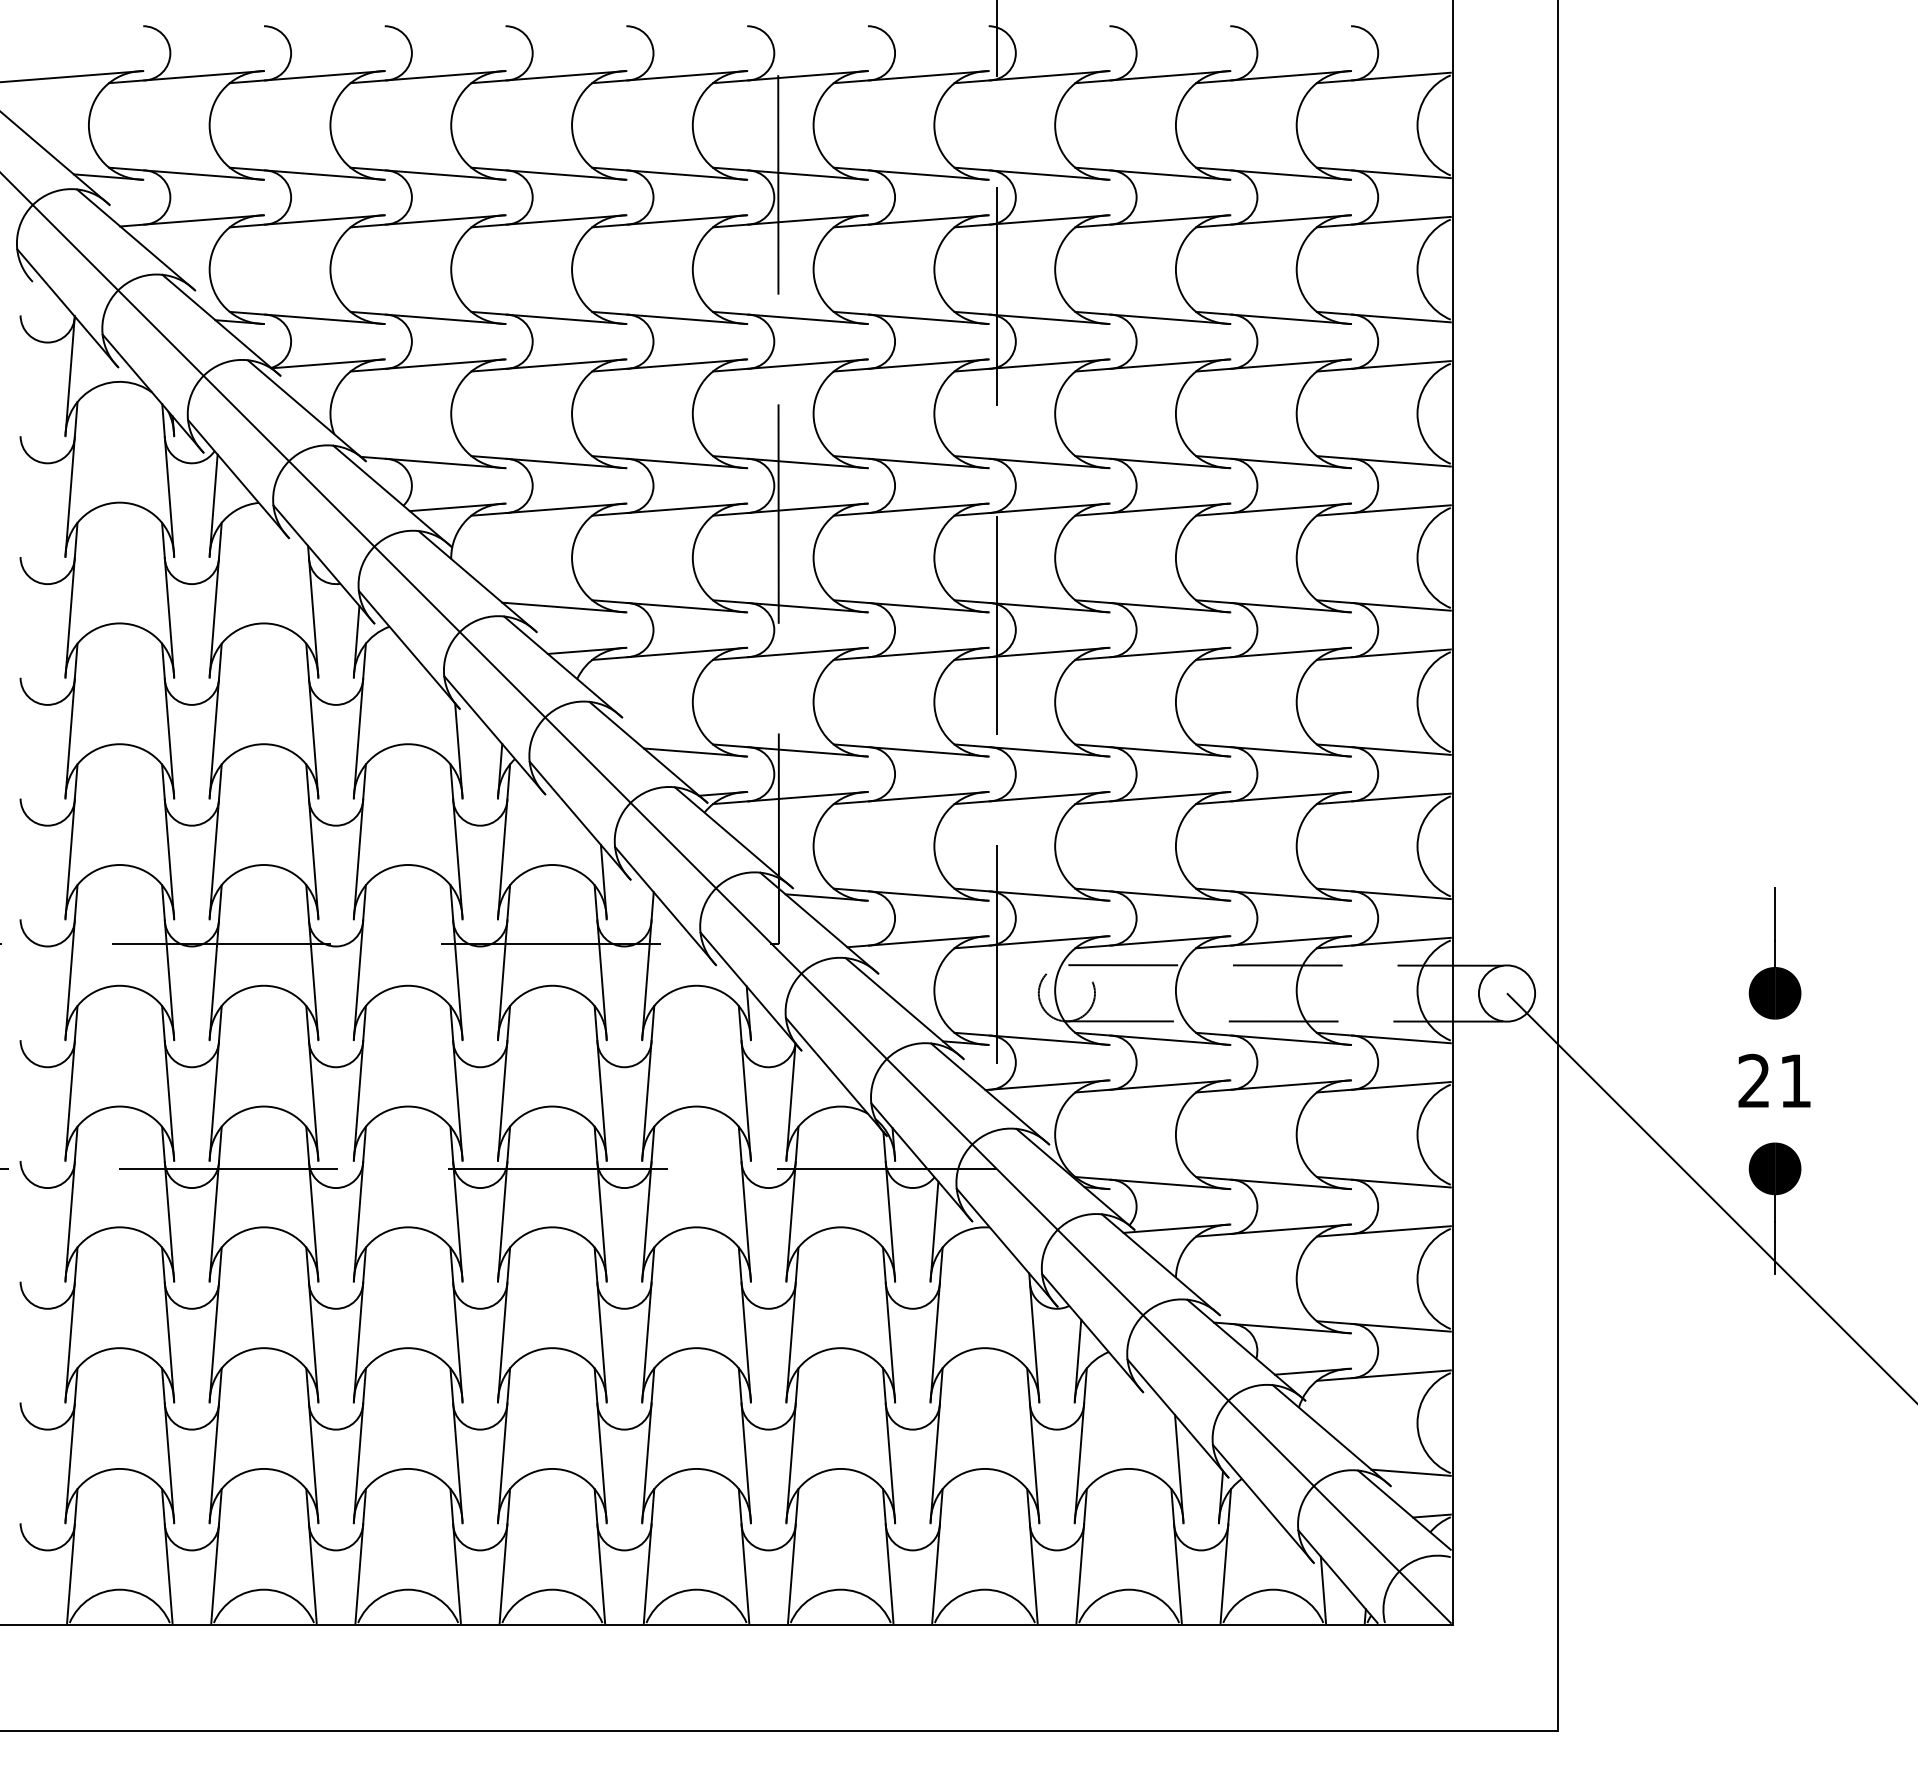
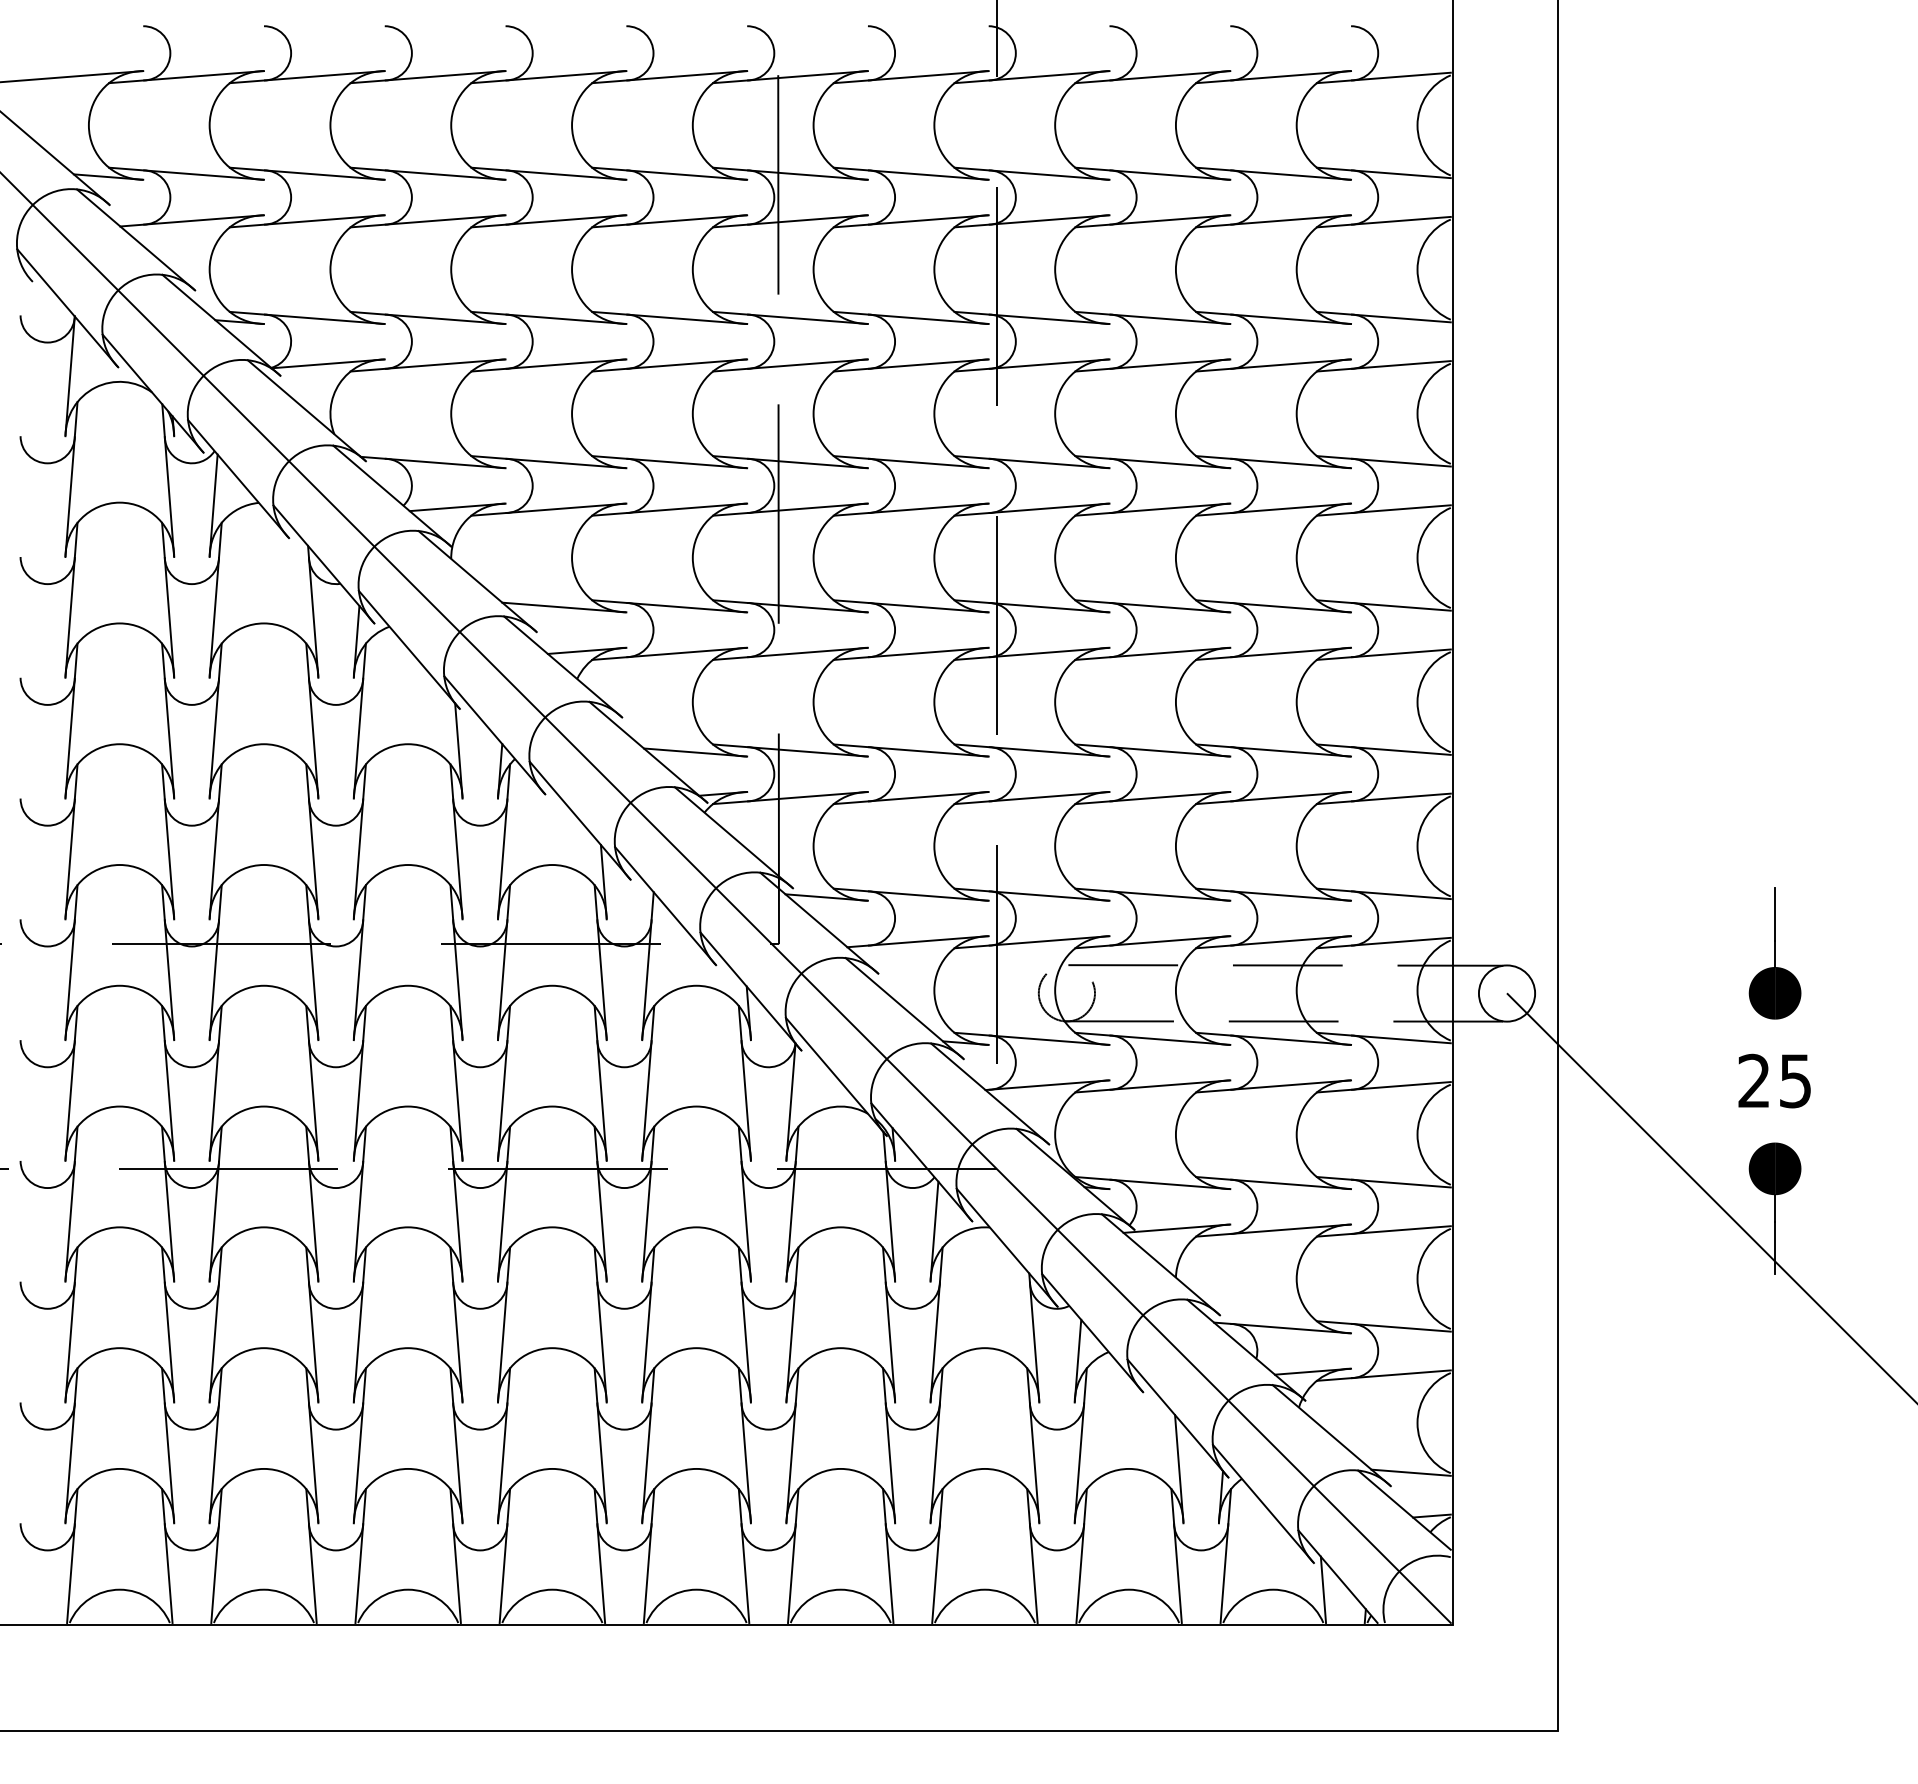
text: 21 -> 25 (1795, 1081)
